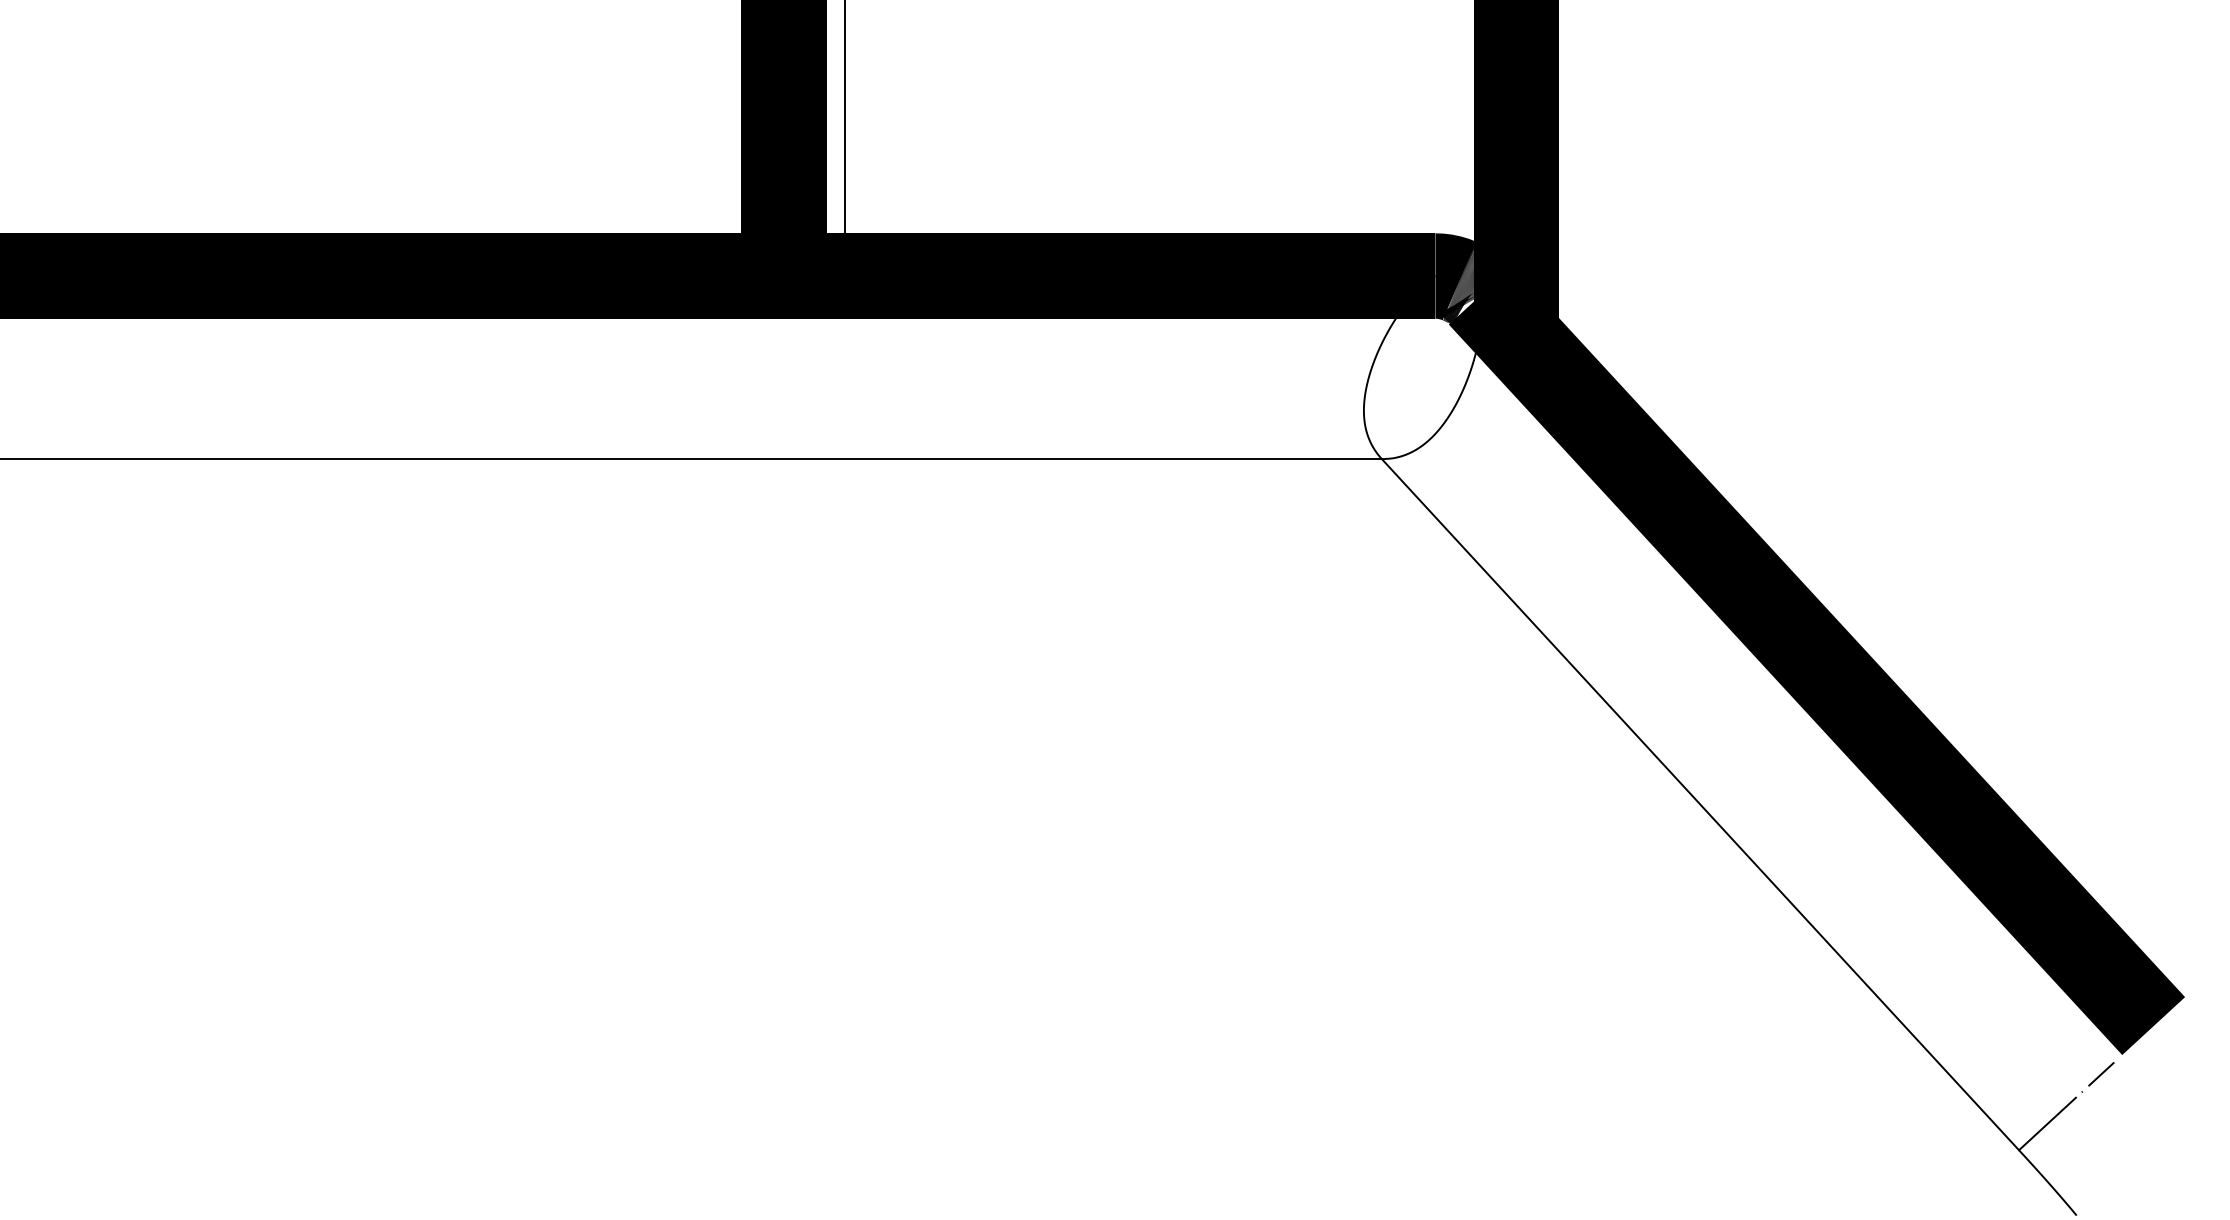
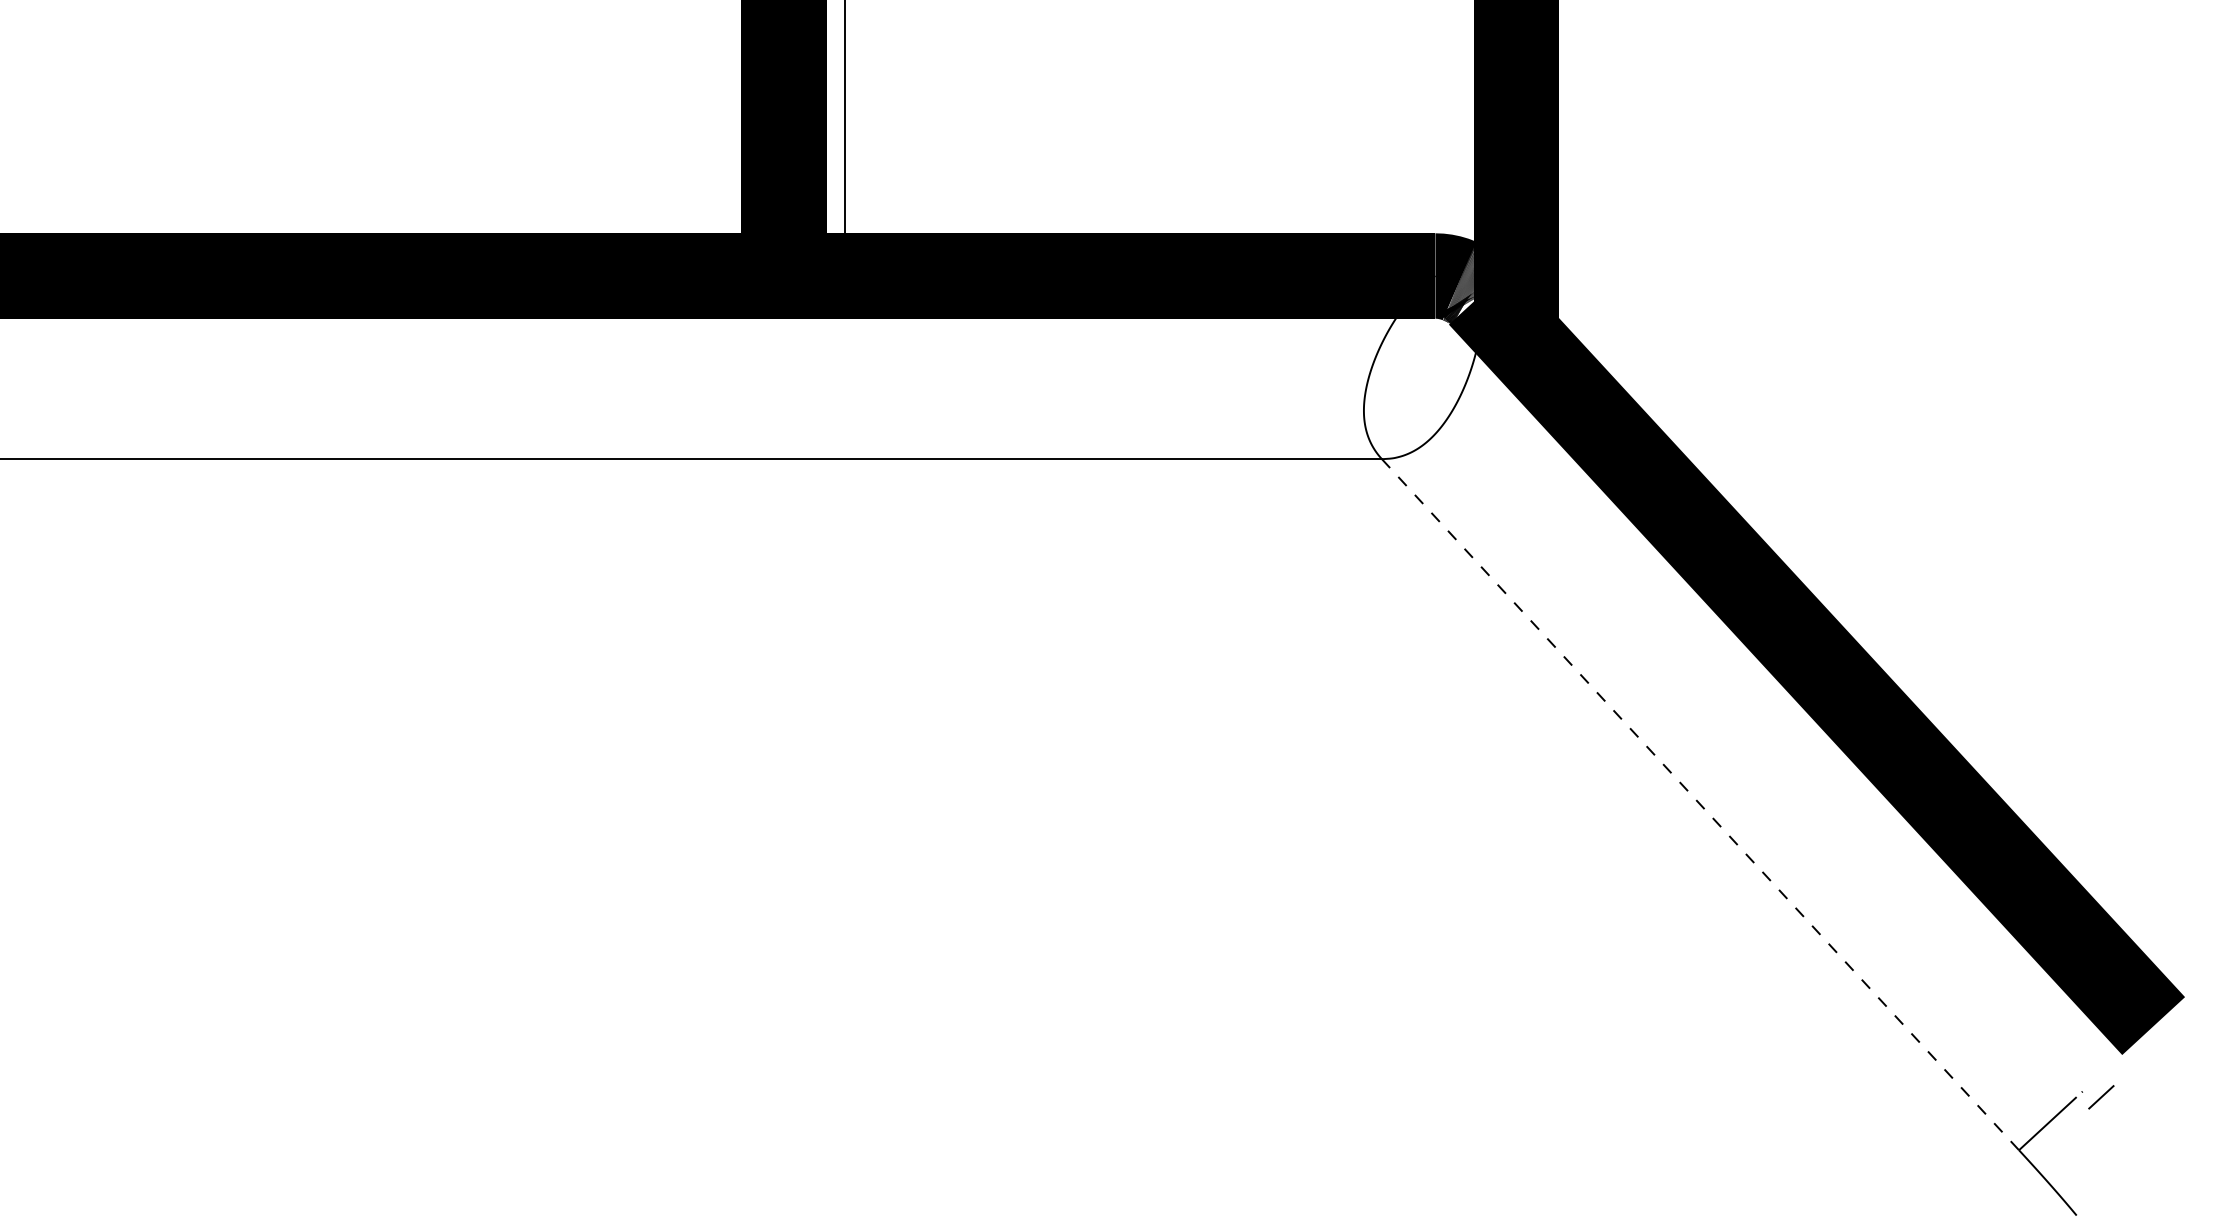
line: solid -> dashed (1700, 804)
line position: (2101, 1074) -> (2101, 1097) (2101, 1097)
